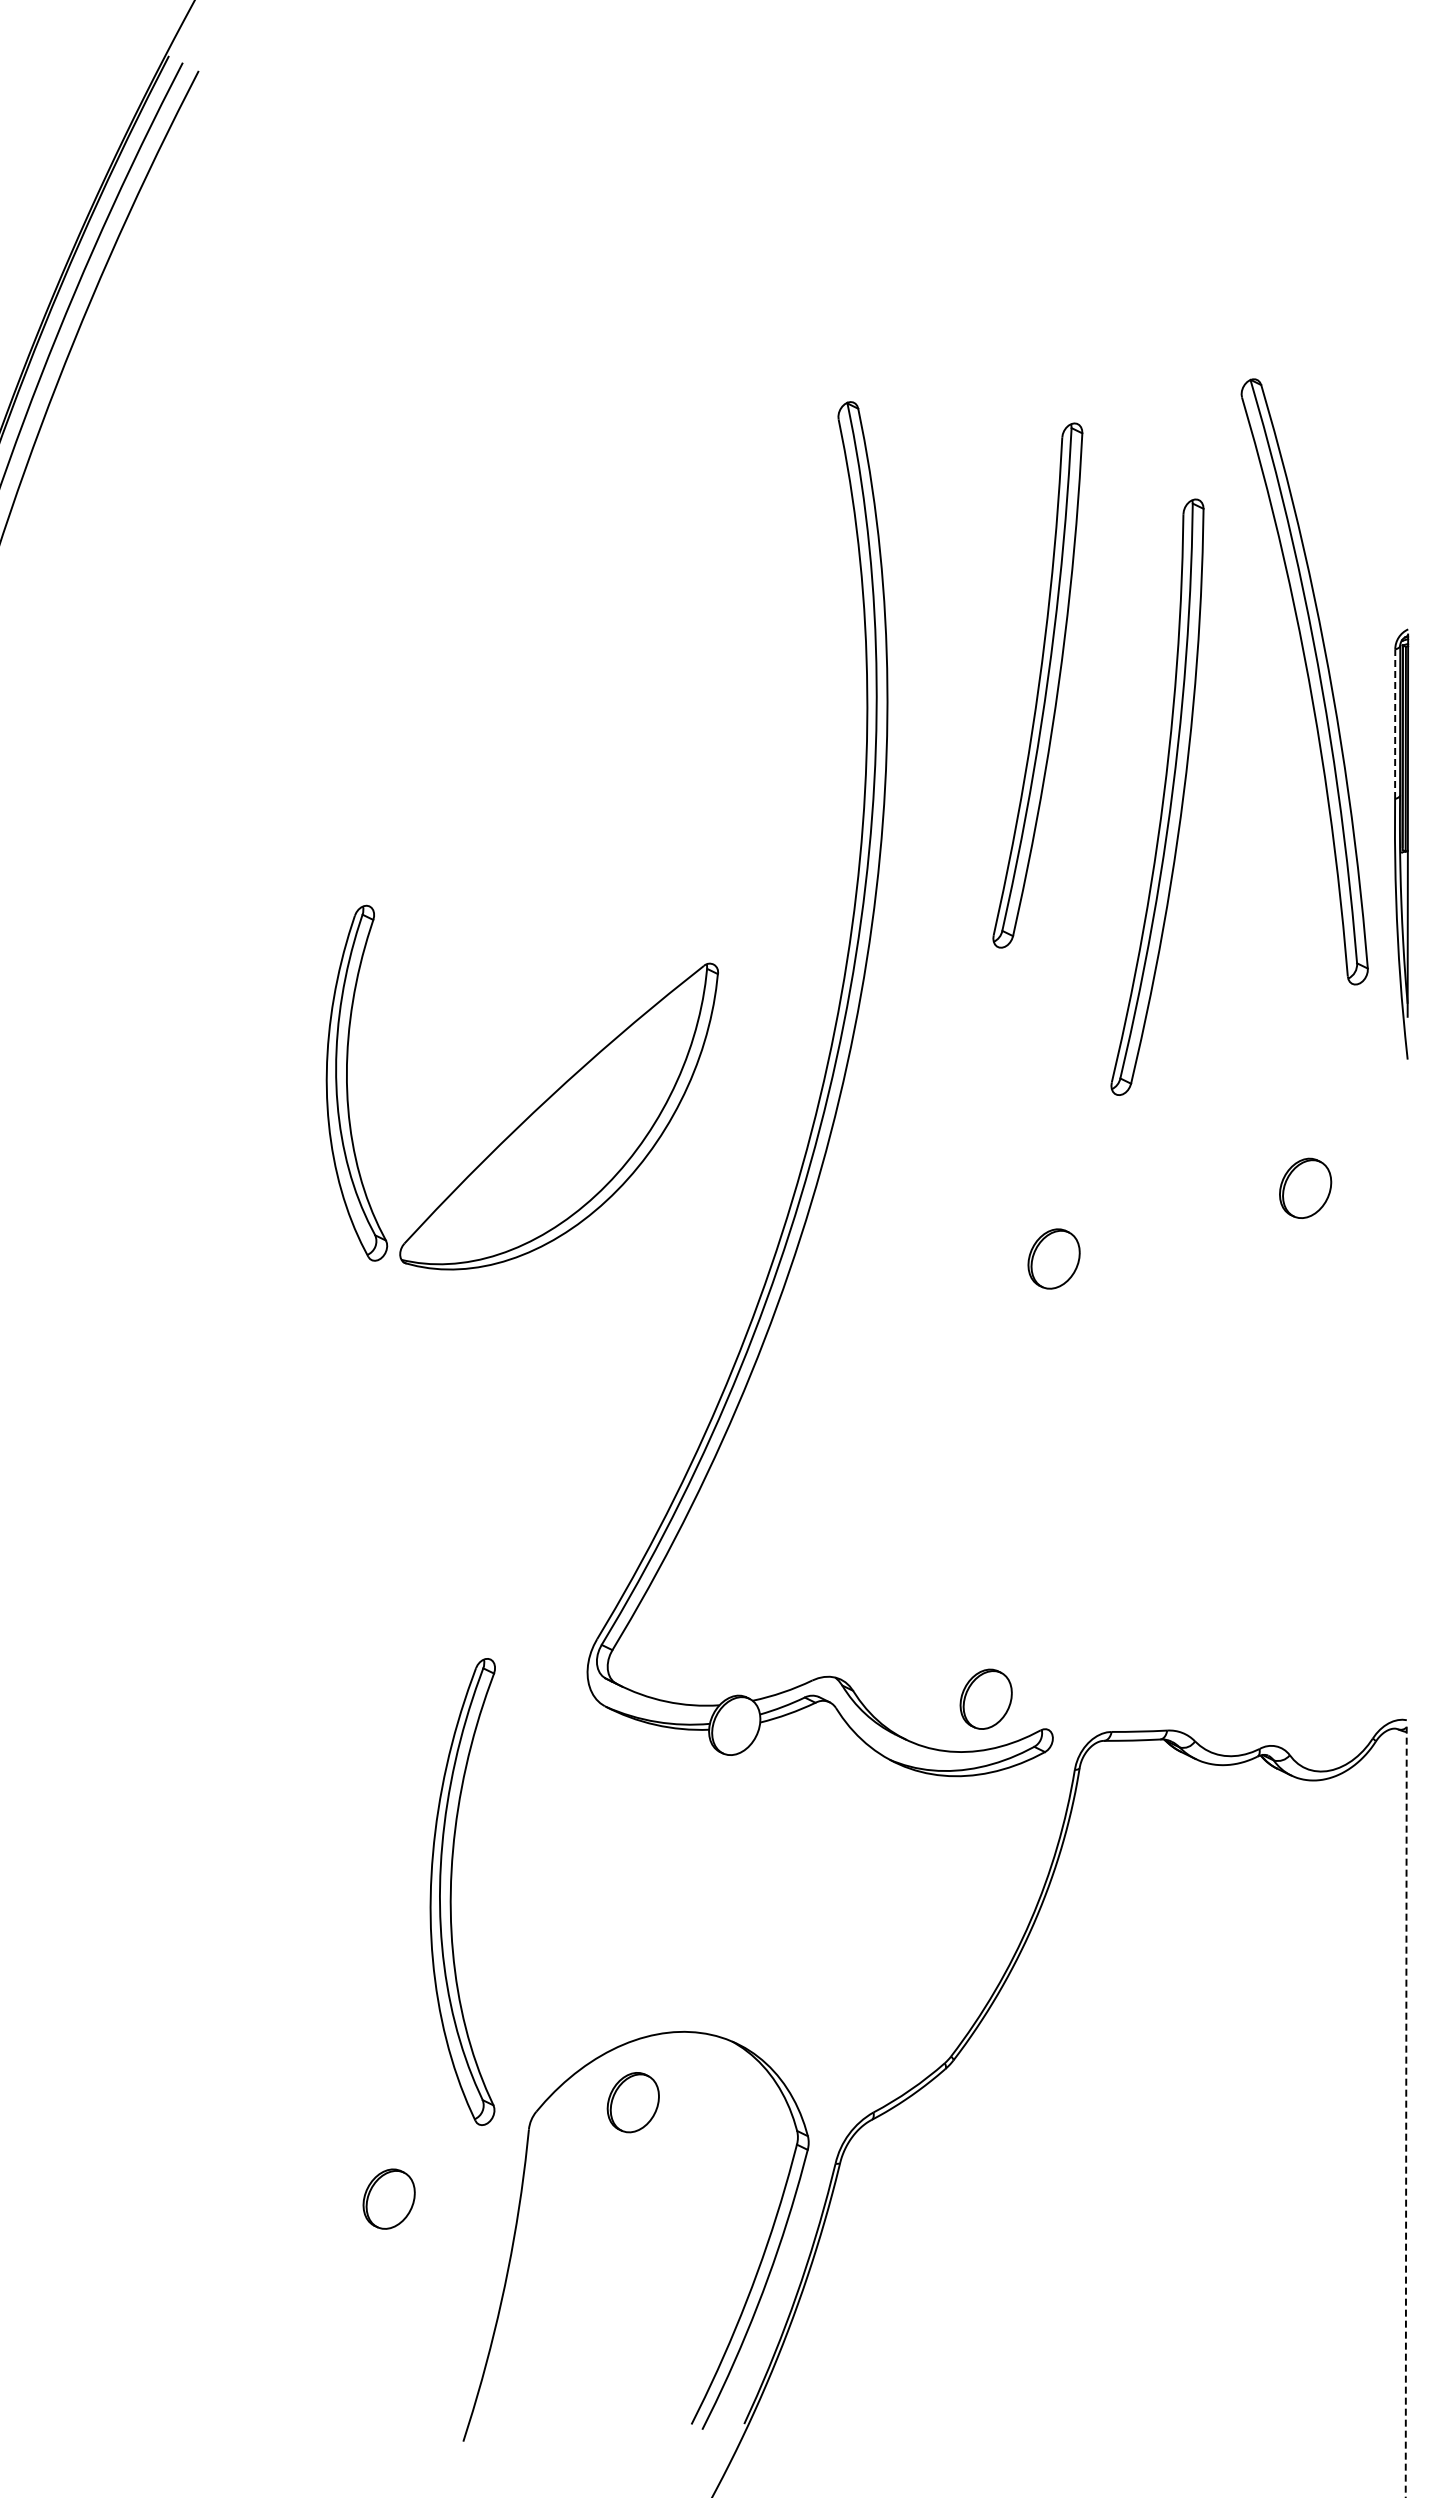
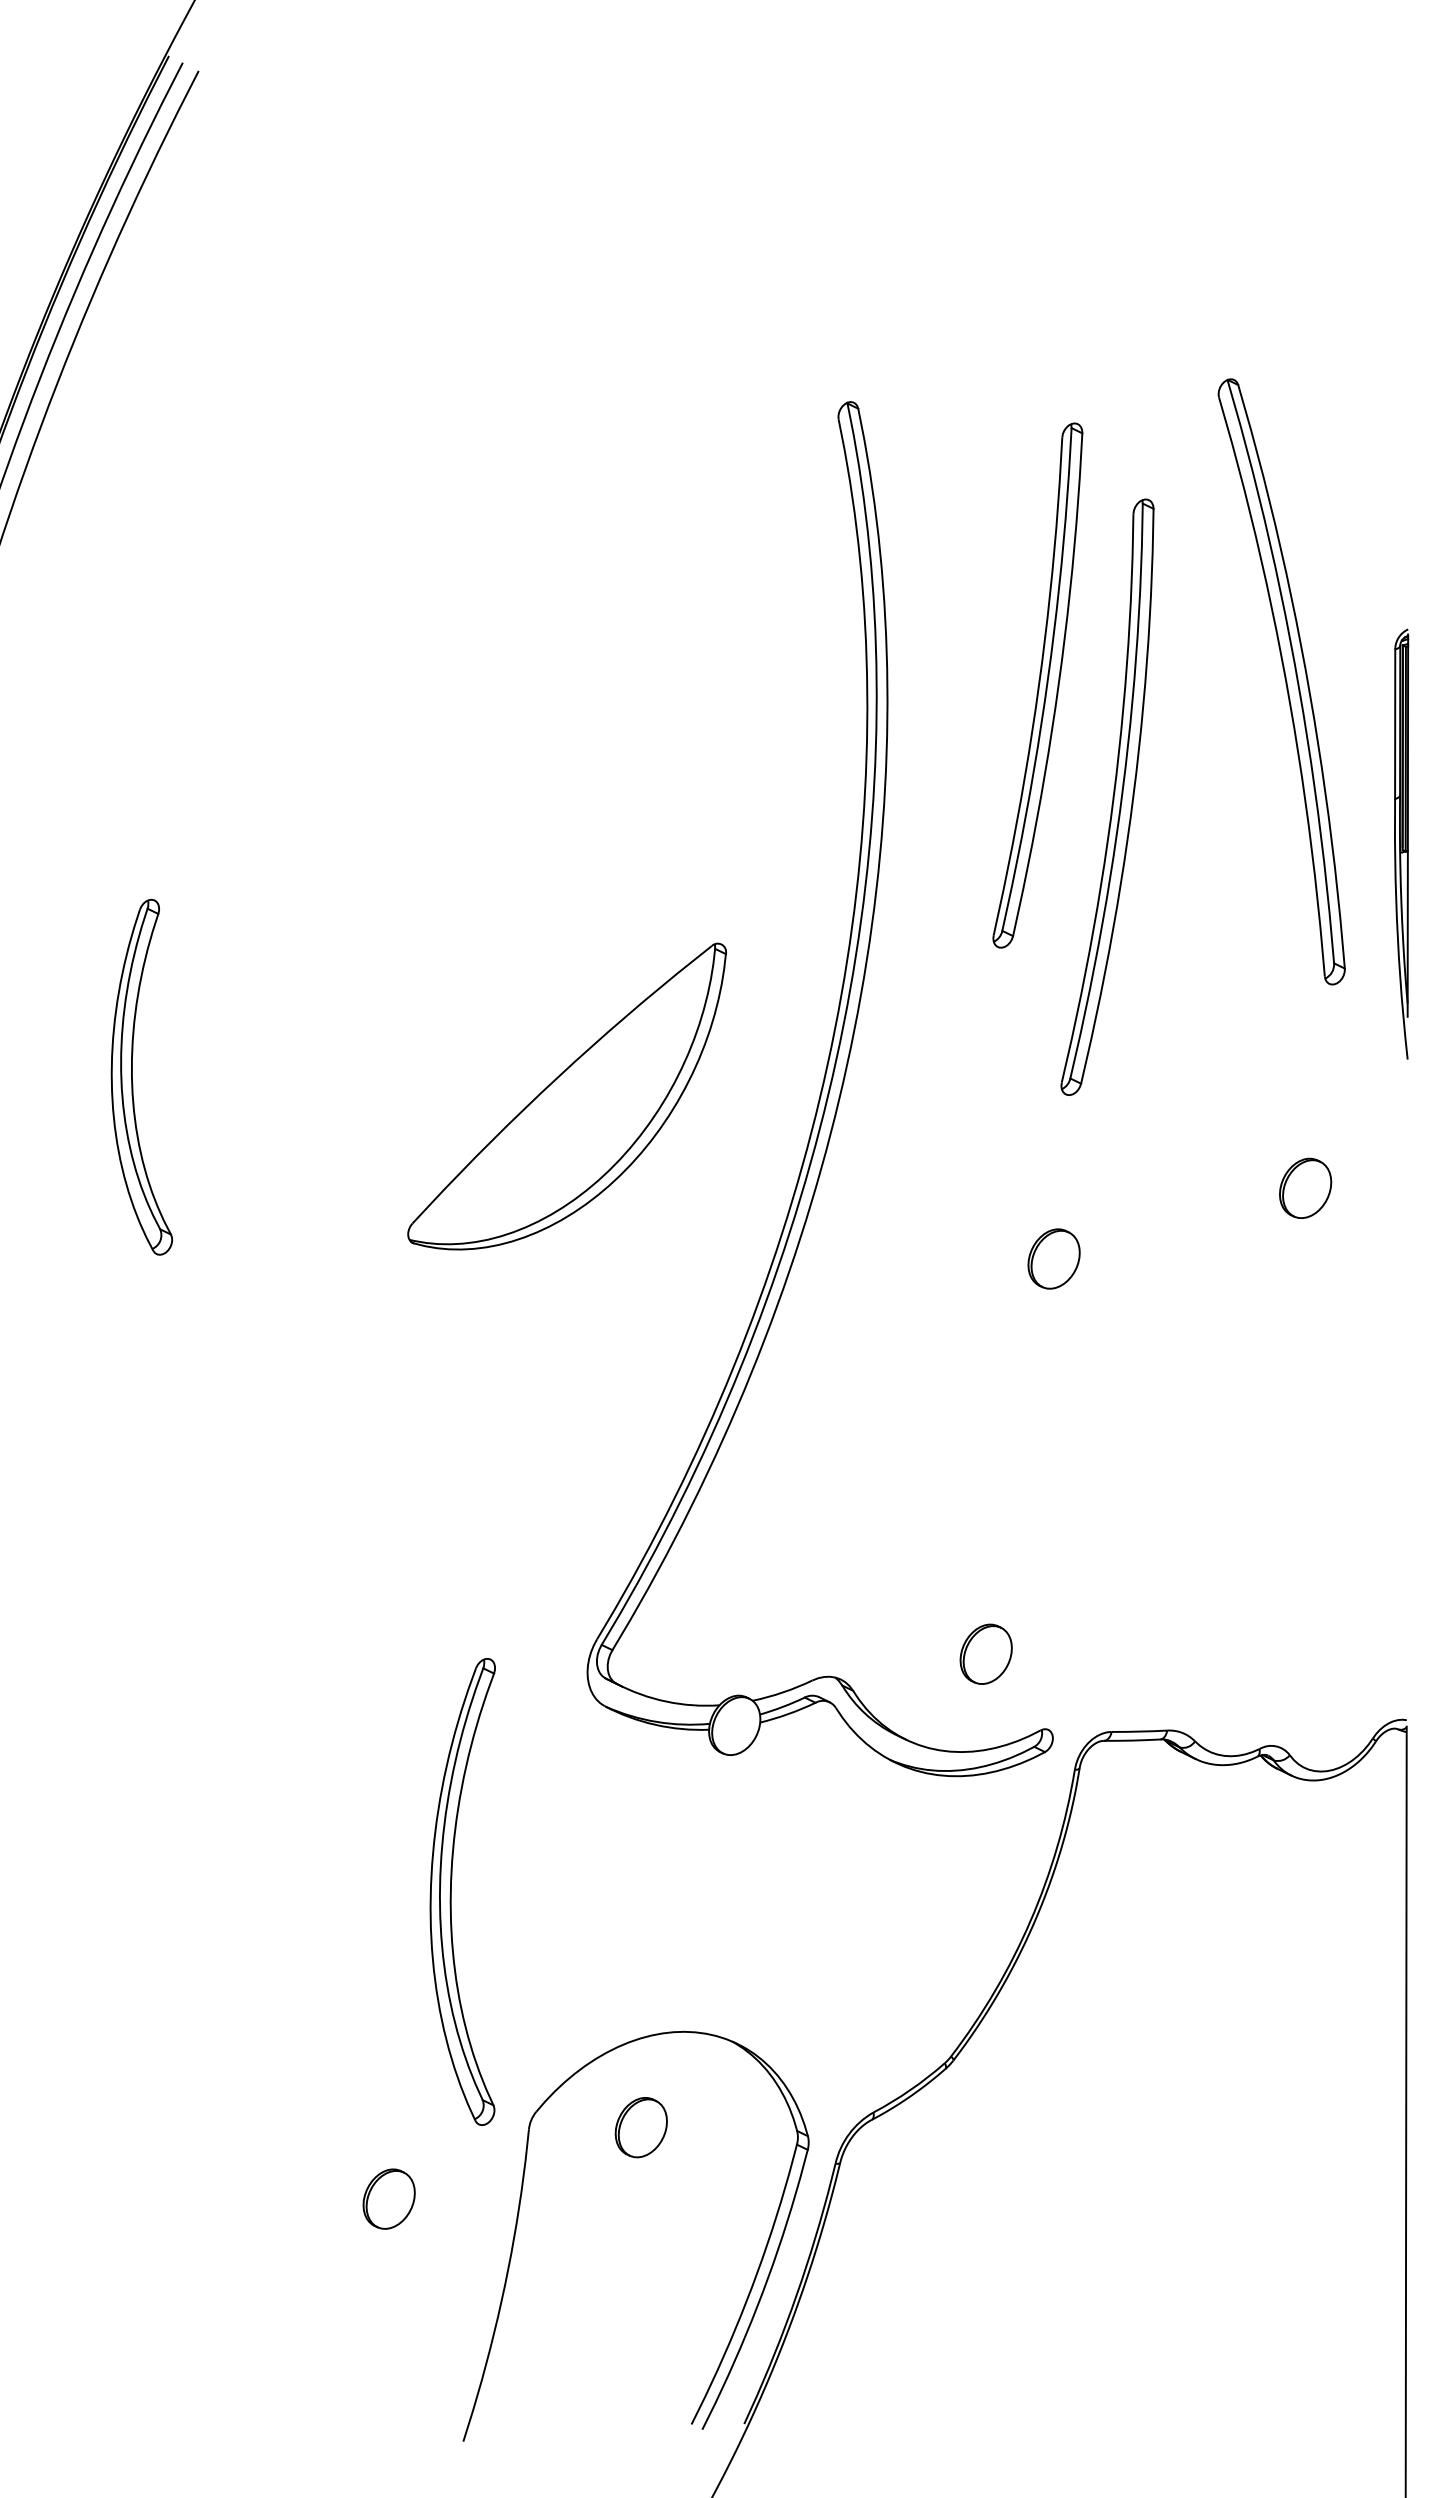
part position: (1304, 681) -> (1281, 681) (1281, 681)
line: dashed -> solid (1395, 724)
part position: (1157, 796) -> (1107, 796) (1107, 796)
part position: (347, 1082) -> (132, 1076) (132, 1076)
part position: (558, 1116) -> (566, 1096) (566, 1096)
part position: (985, 1698) -> (985, 1653) (985, 1653)
part position: (632, 2102) -> (640, 2127) (640, 2127)
line: dashed -> solid (1406, 2112)
